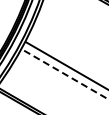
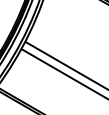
line: dashed -> solid (64, 74)
